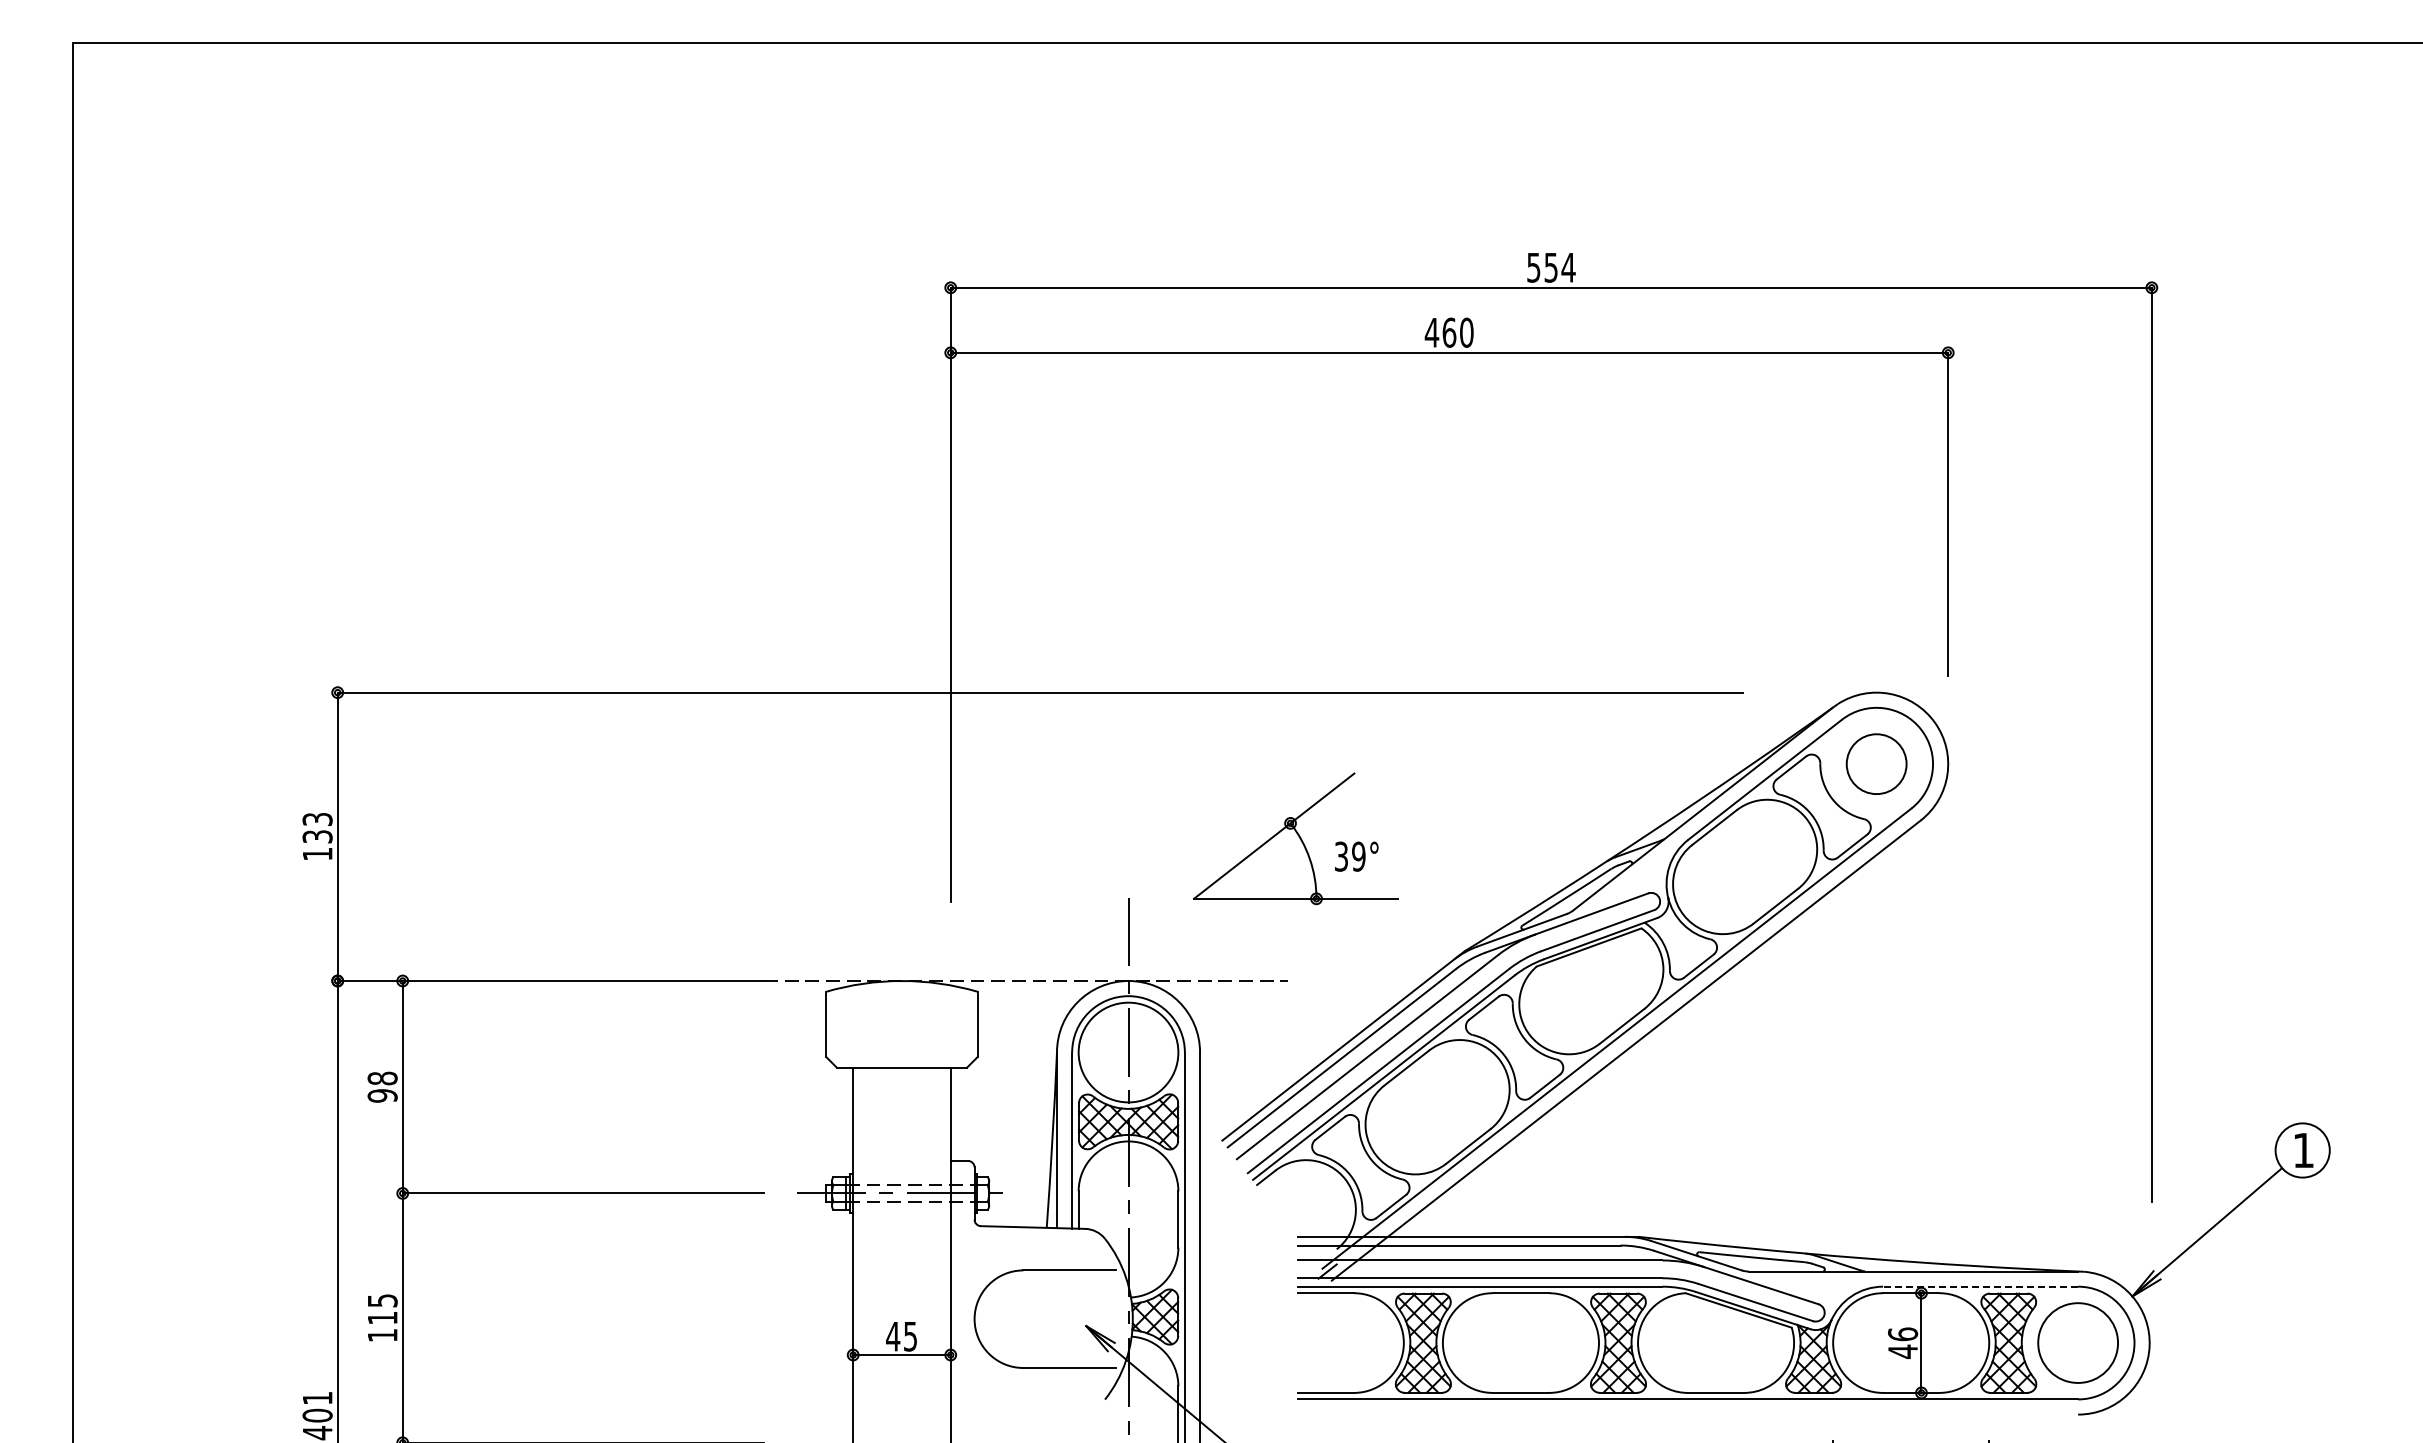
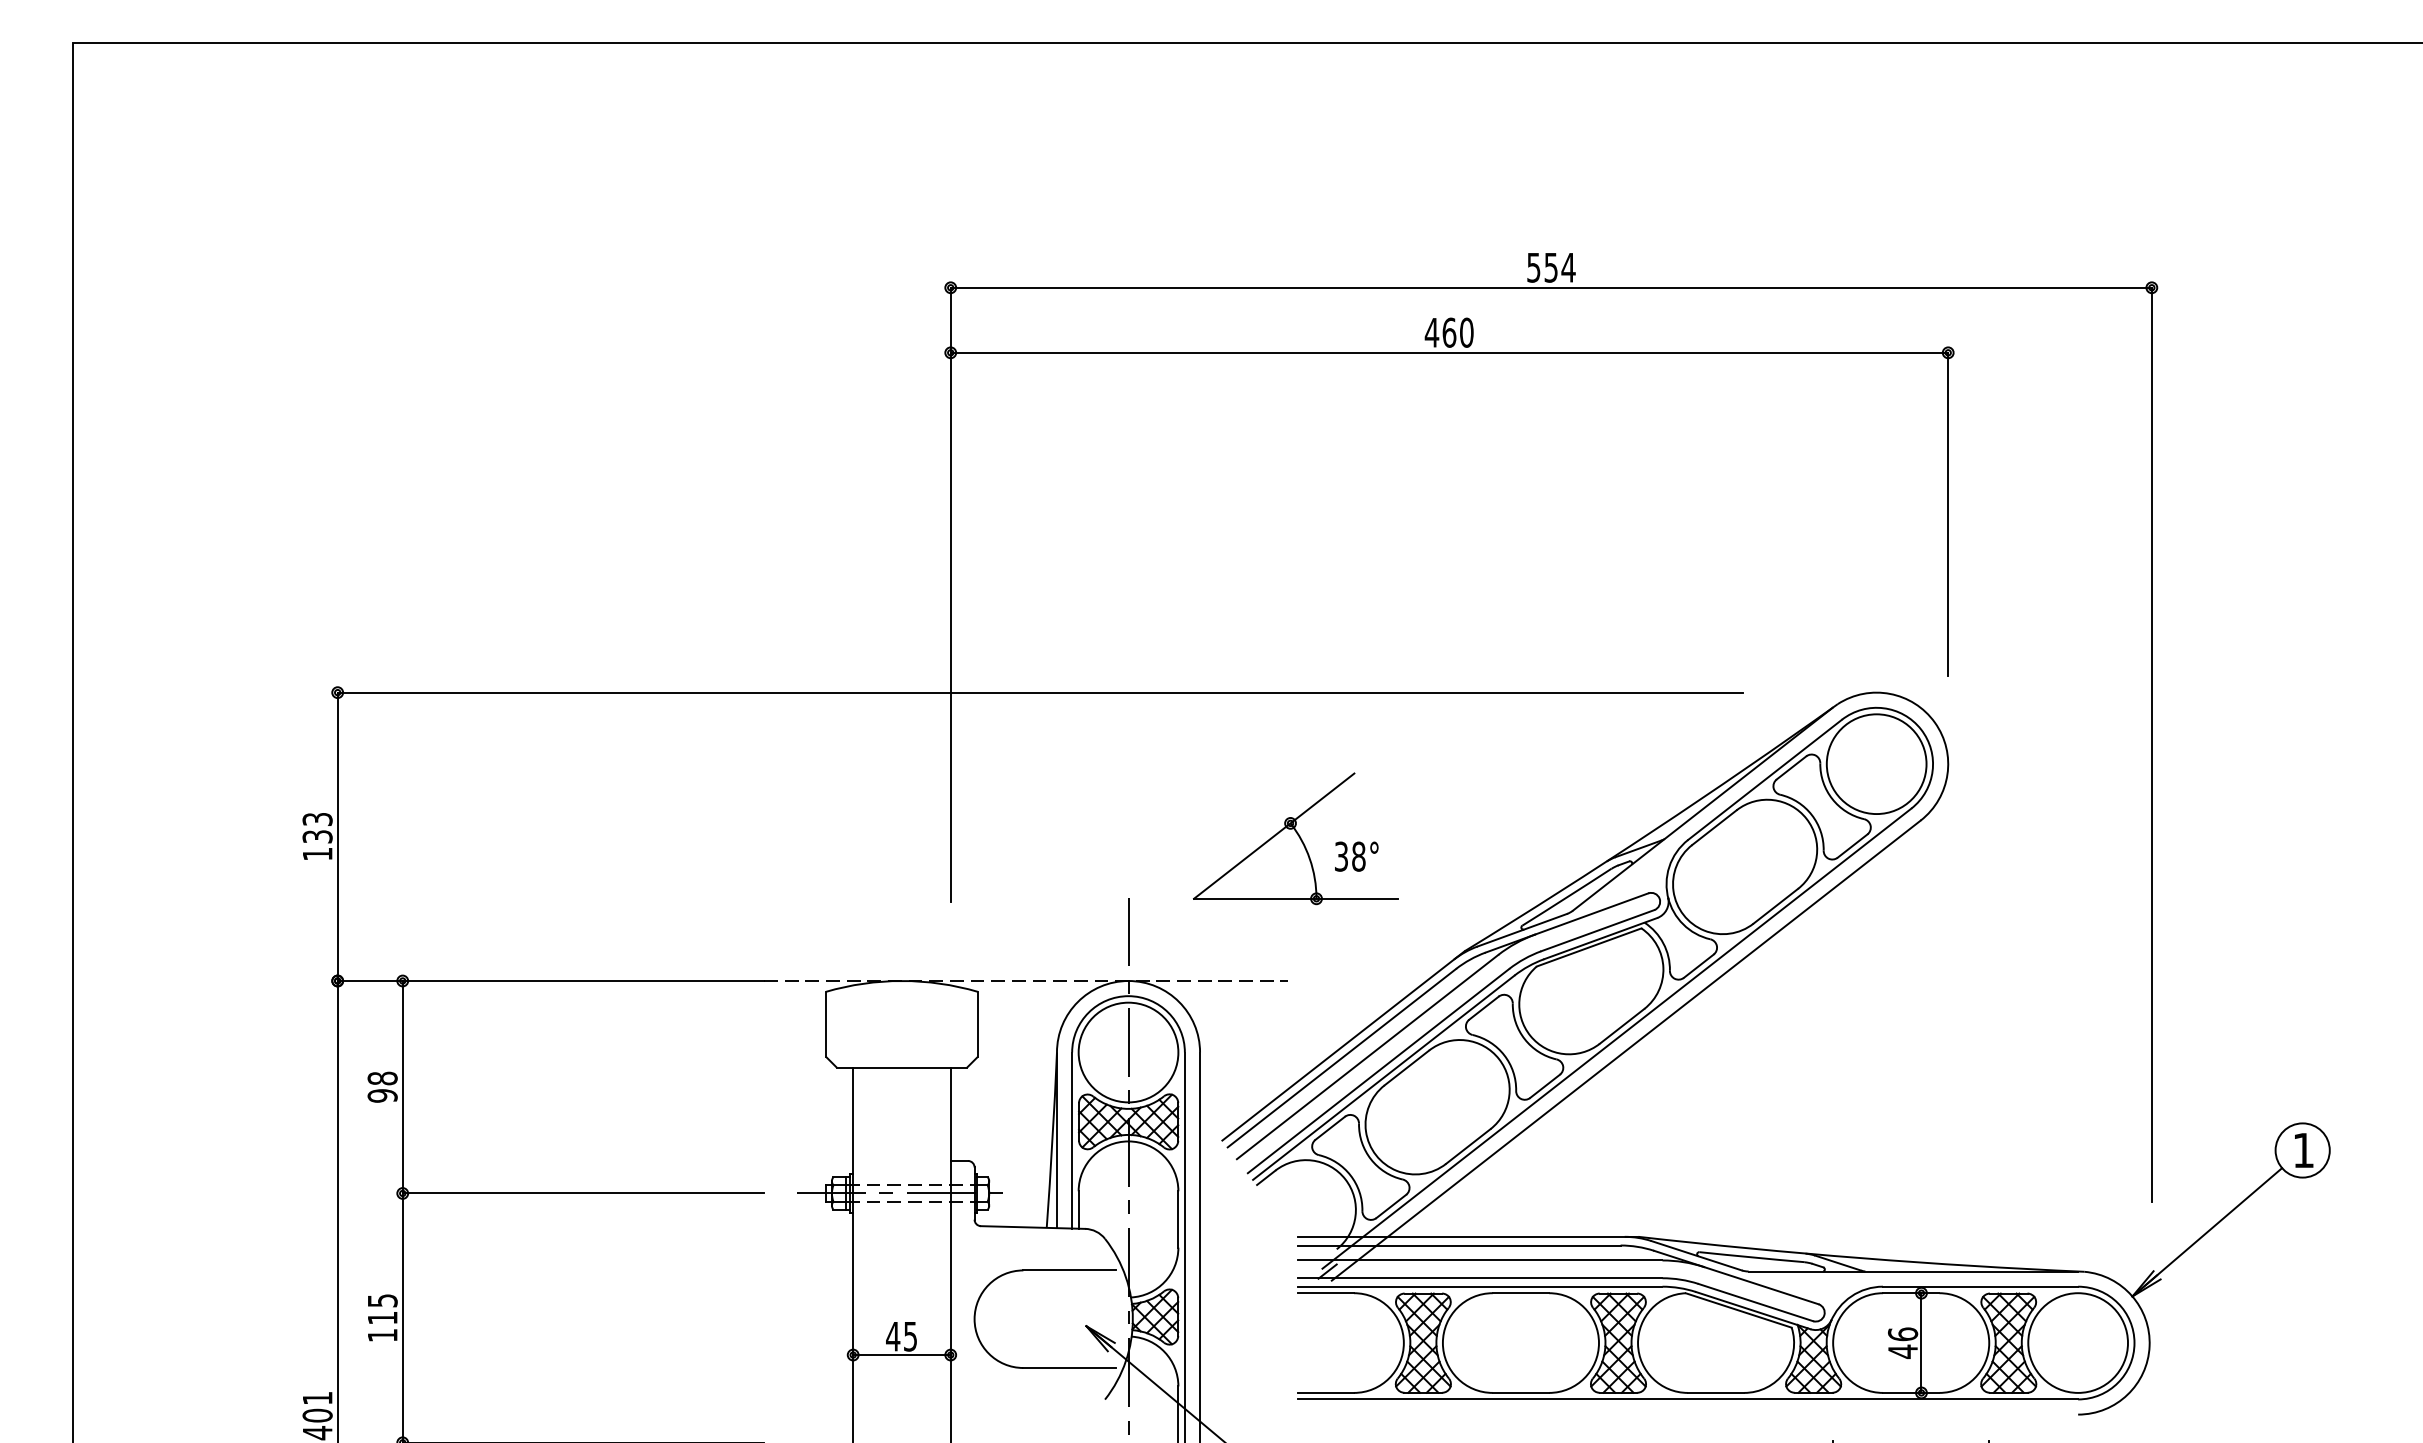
circle diameter: 60 px -> 100 px (1876, 764)
text: 39° -> 38° (1358, 856)
line: dashed -> solid (1980, 1286)
circle diameter: 80 px -> 100 px (2077, 1342)
